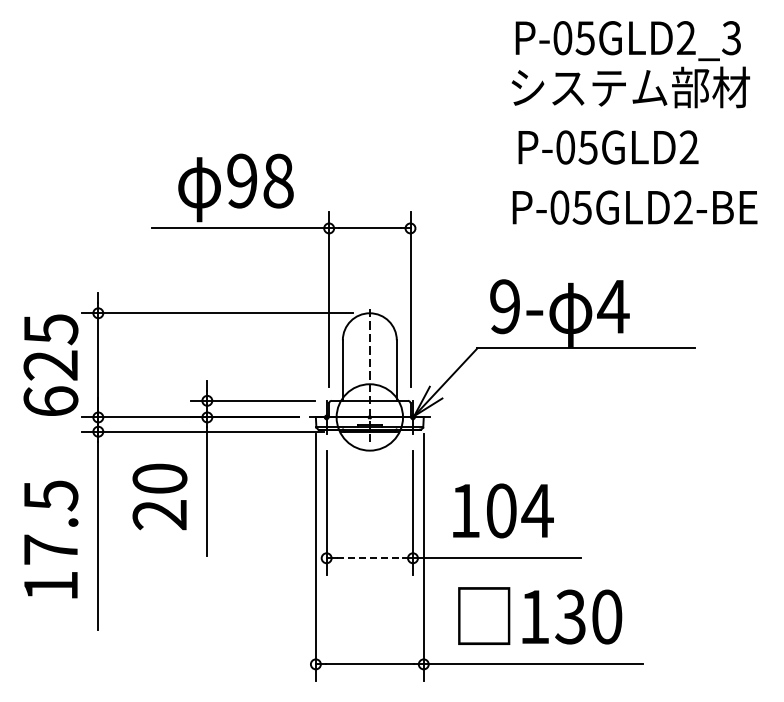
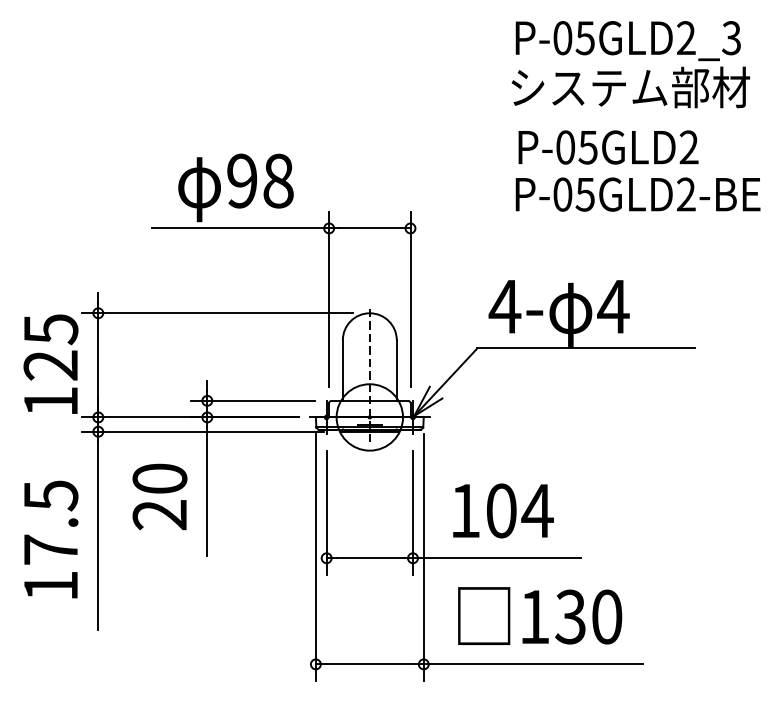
text position: (634, 207) -> (637, 194) (637, 194)
text: 9- -> 4- (504, 306)
text: 625 -> 125 (50, 400)
line: dashed -> solid (370, 558)
